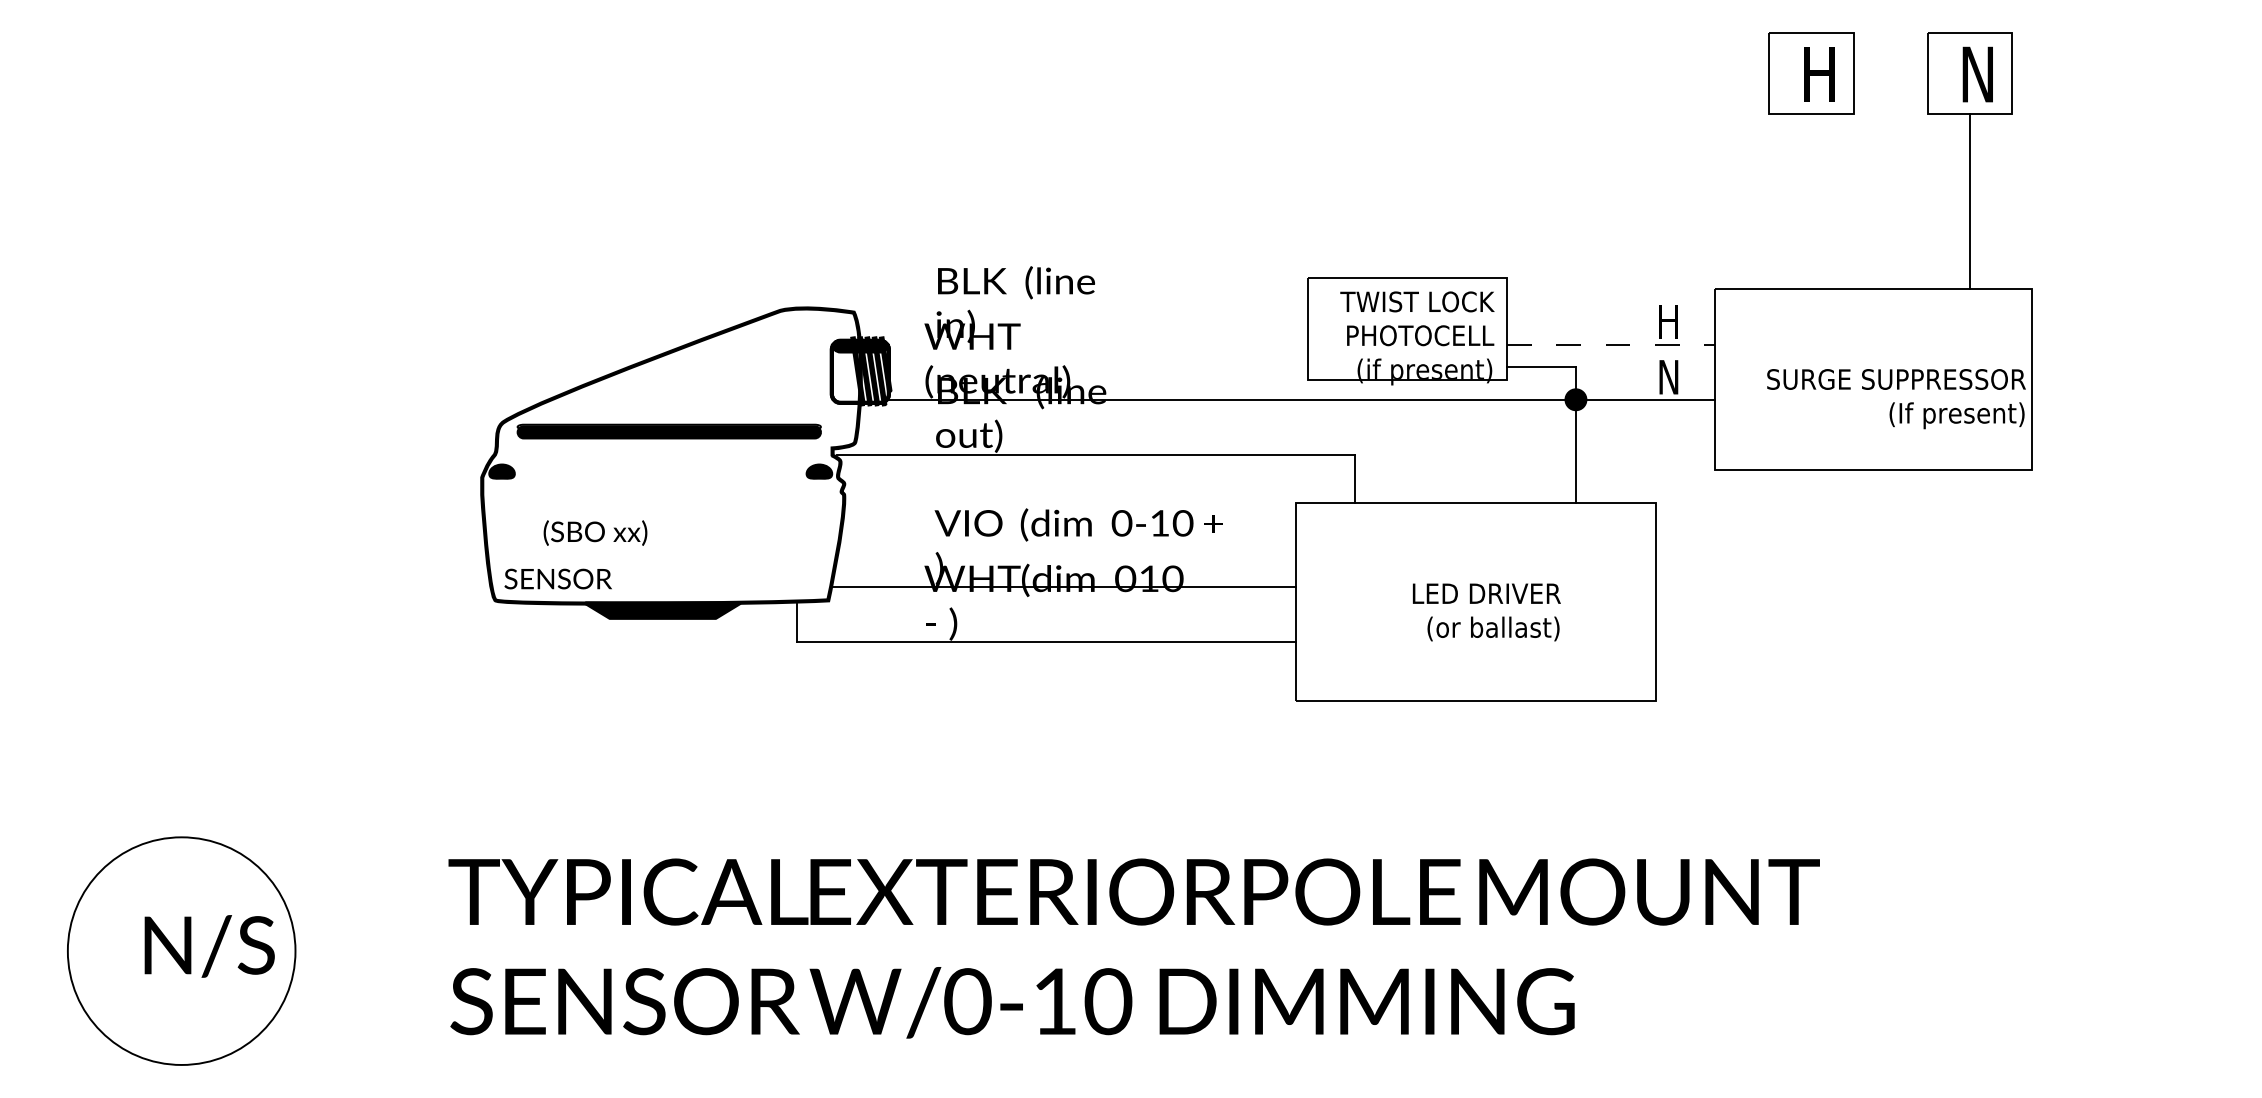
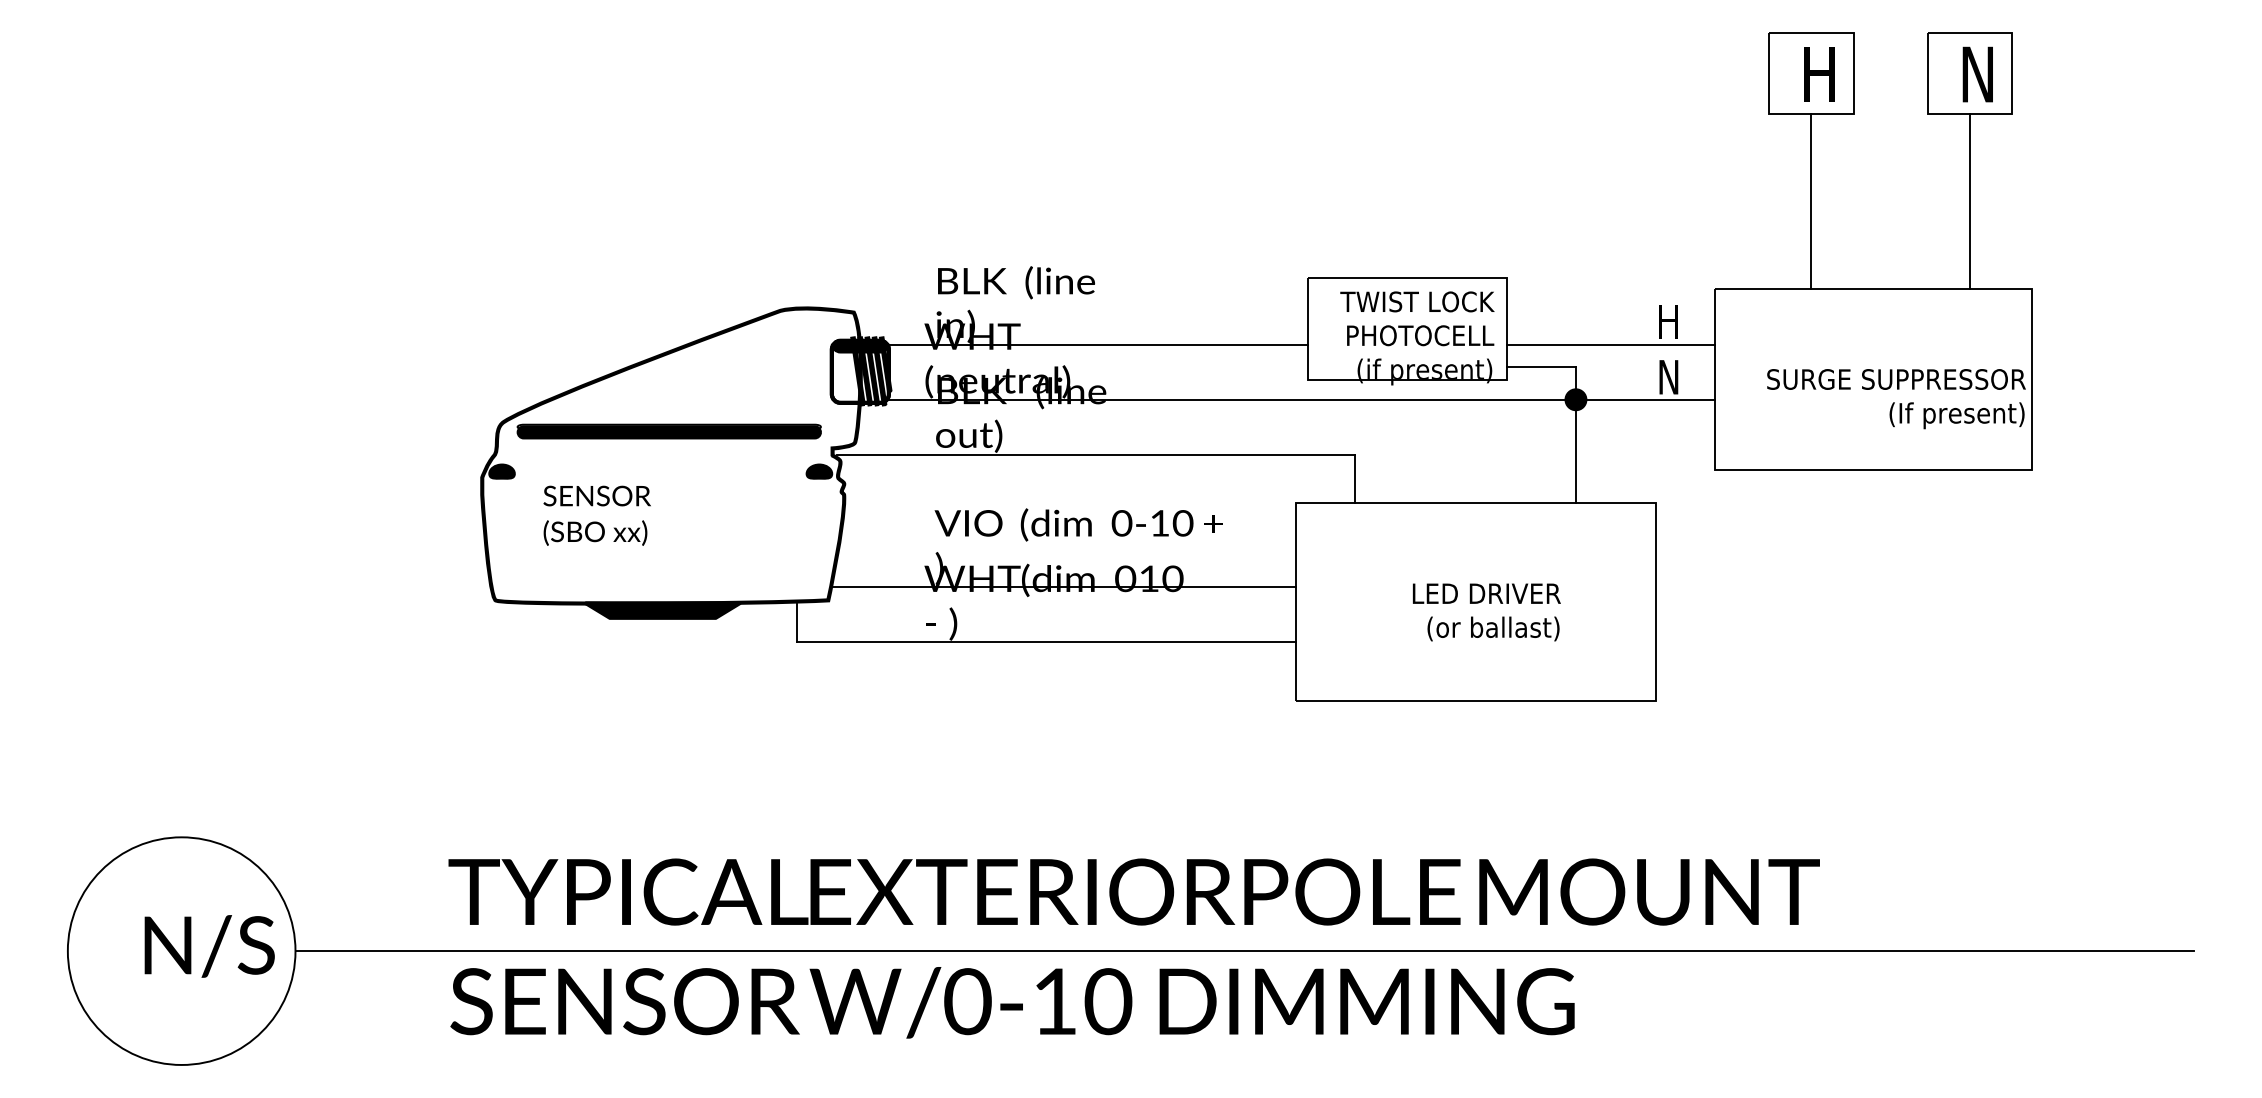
line: none -> present (1811, 201)
line: none -> present (1098, 345)
line: dashed -> solid (1611, 345)
text position: (557, 578) -> (596, 495) (596, 495)
line: none -> present (1244, 951)
